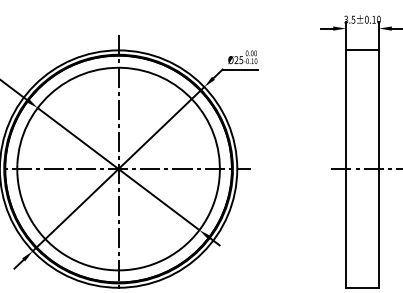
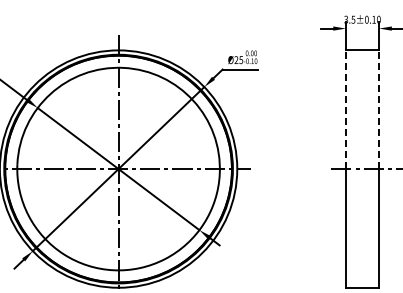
line: solid -> dashed (345, 109)
line: solid -> dashed (379, 109)
